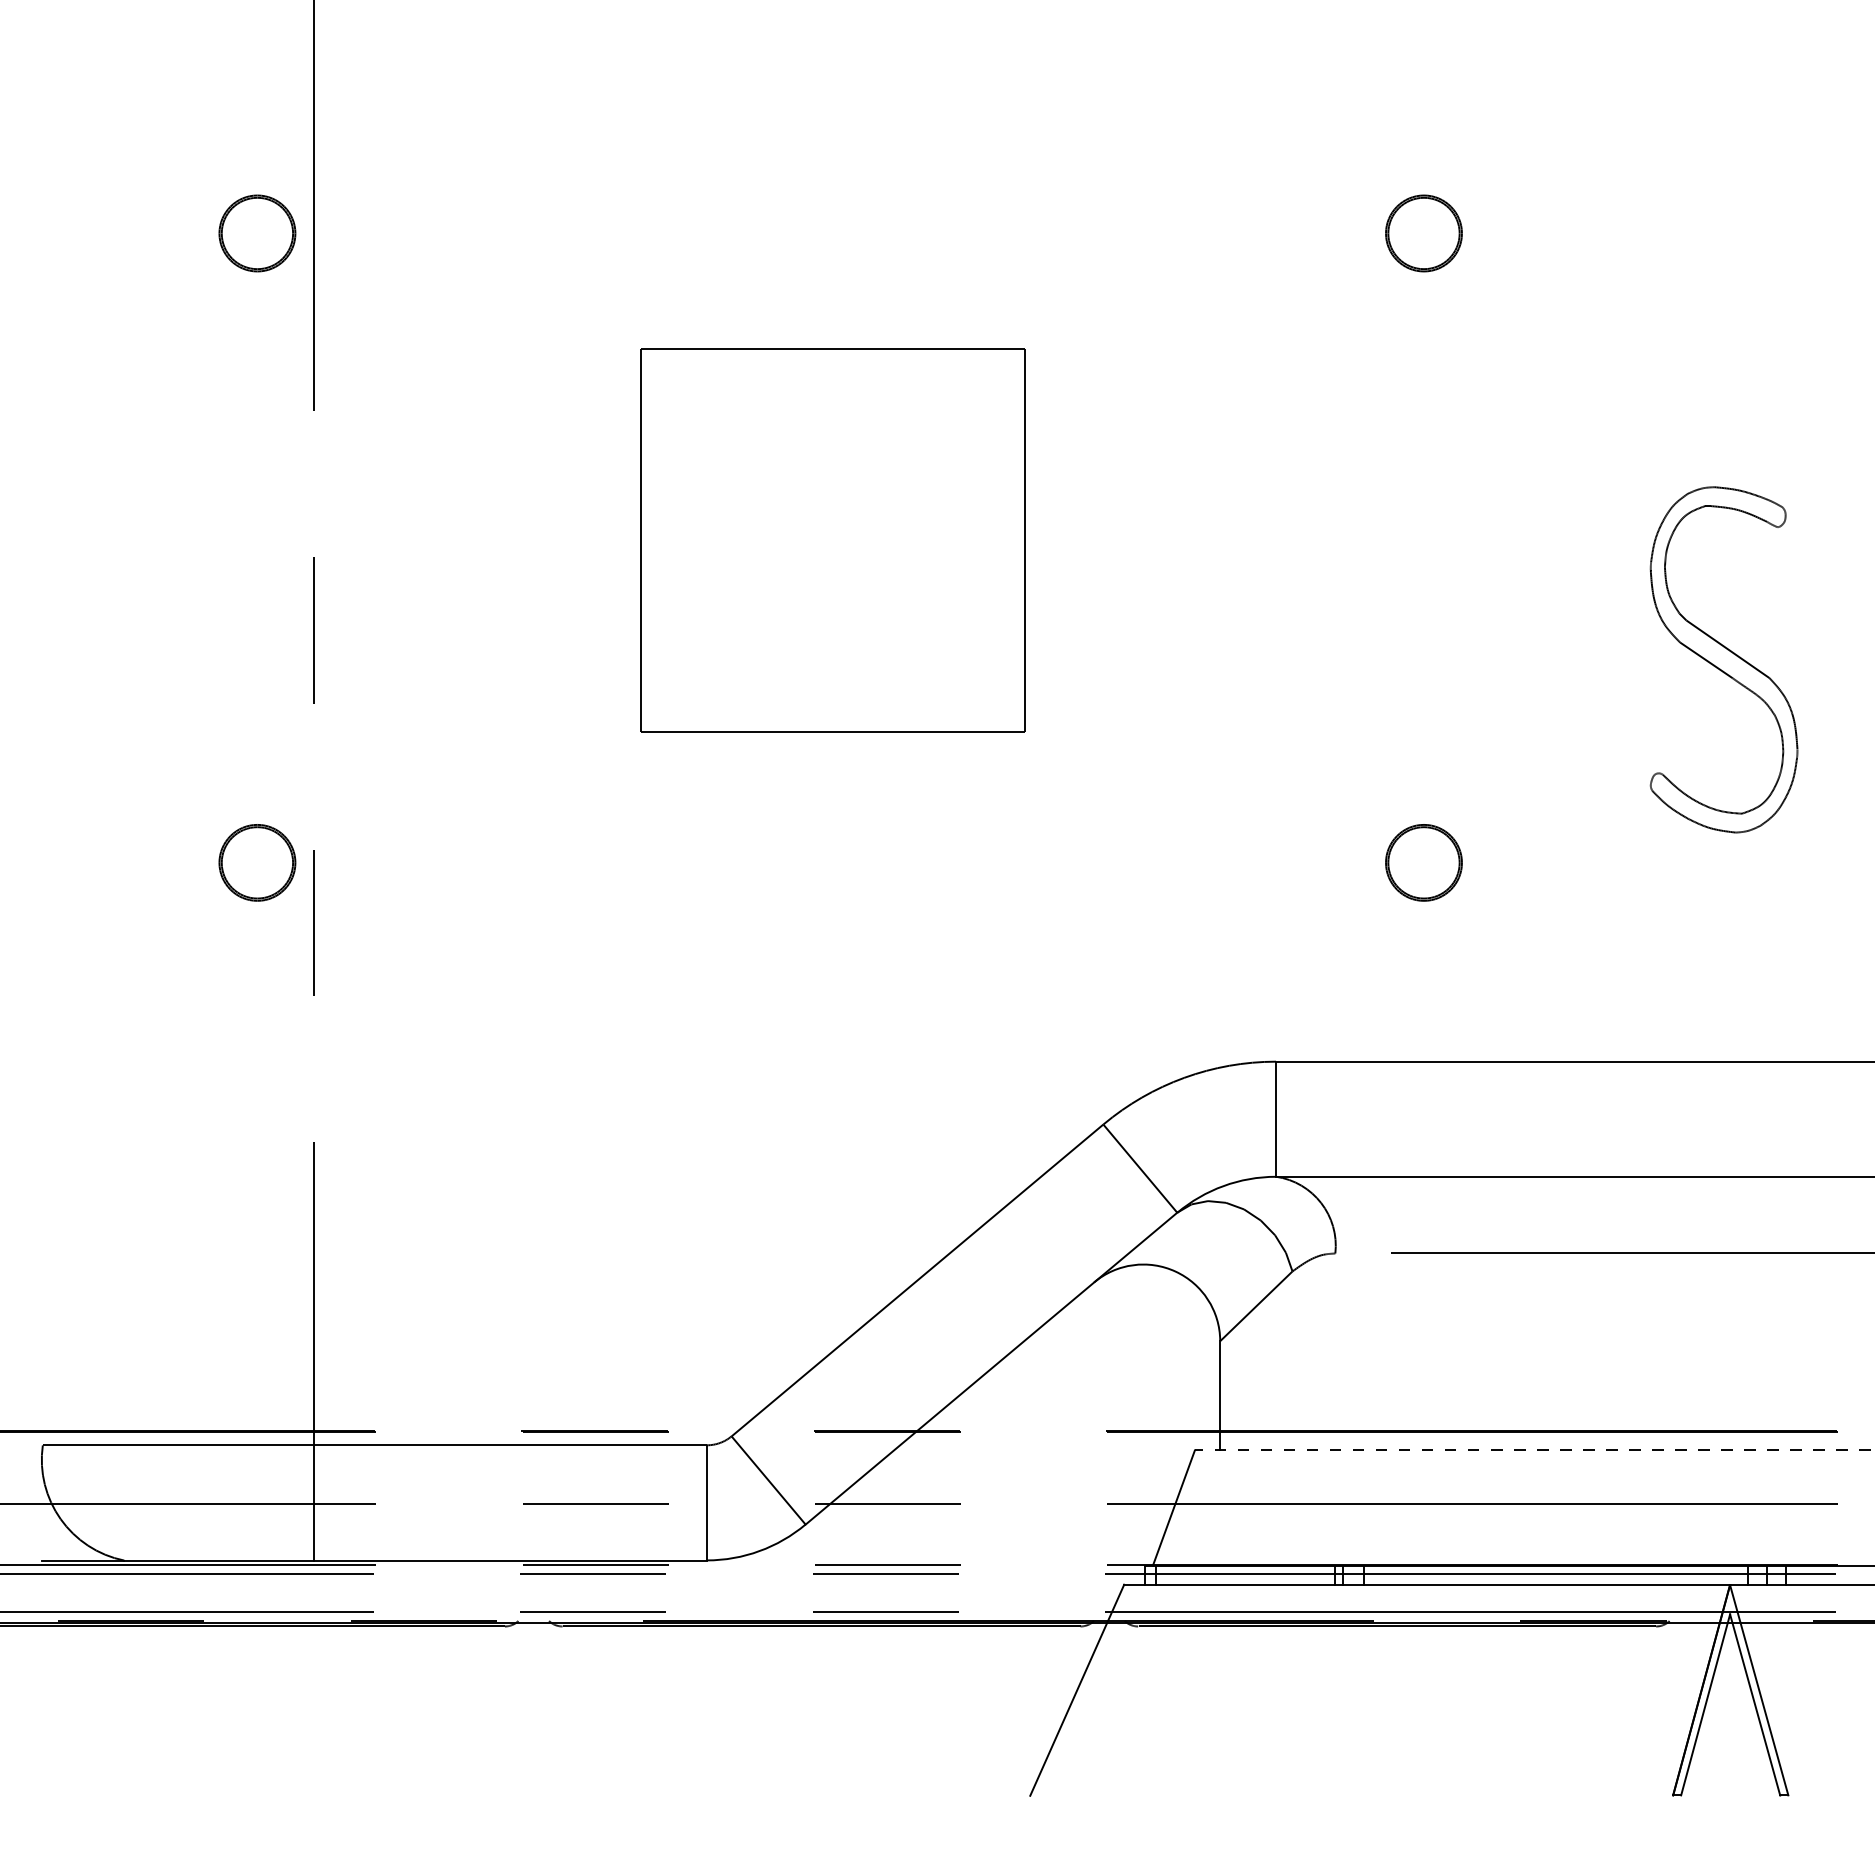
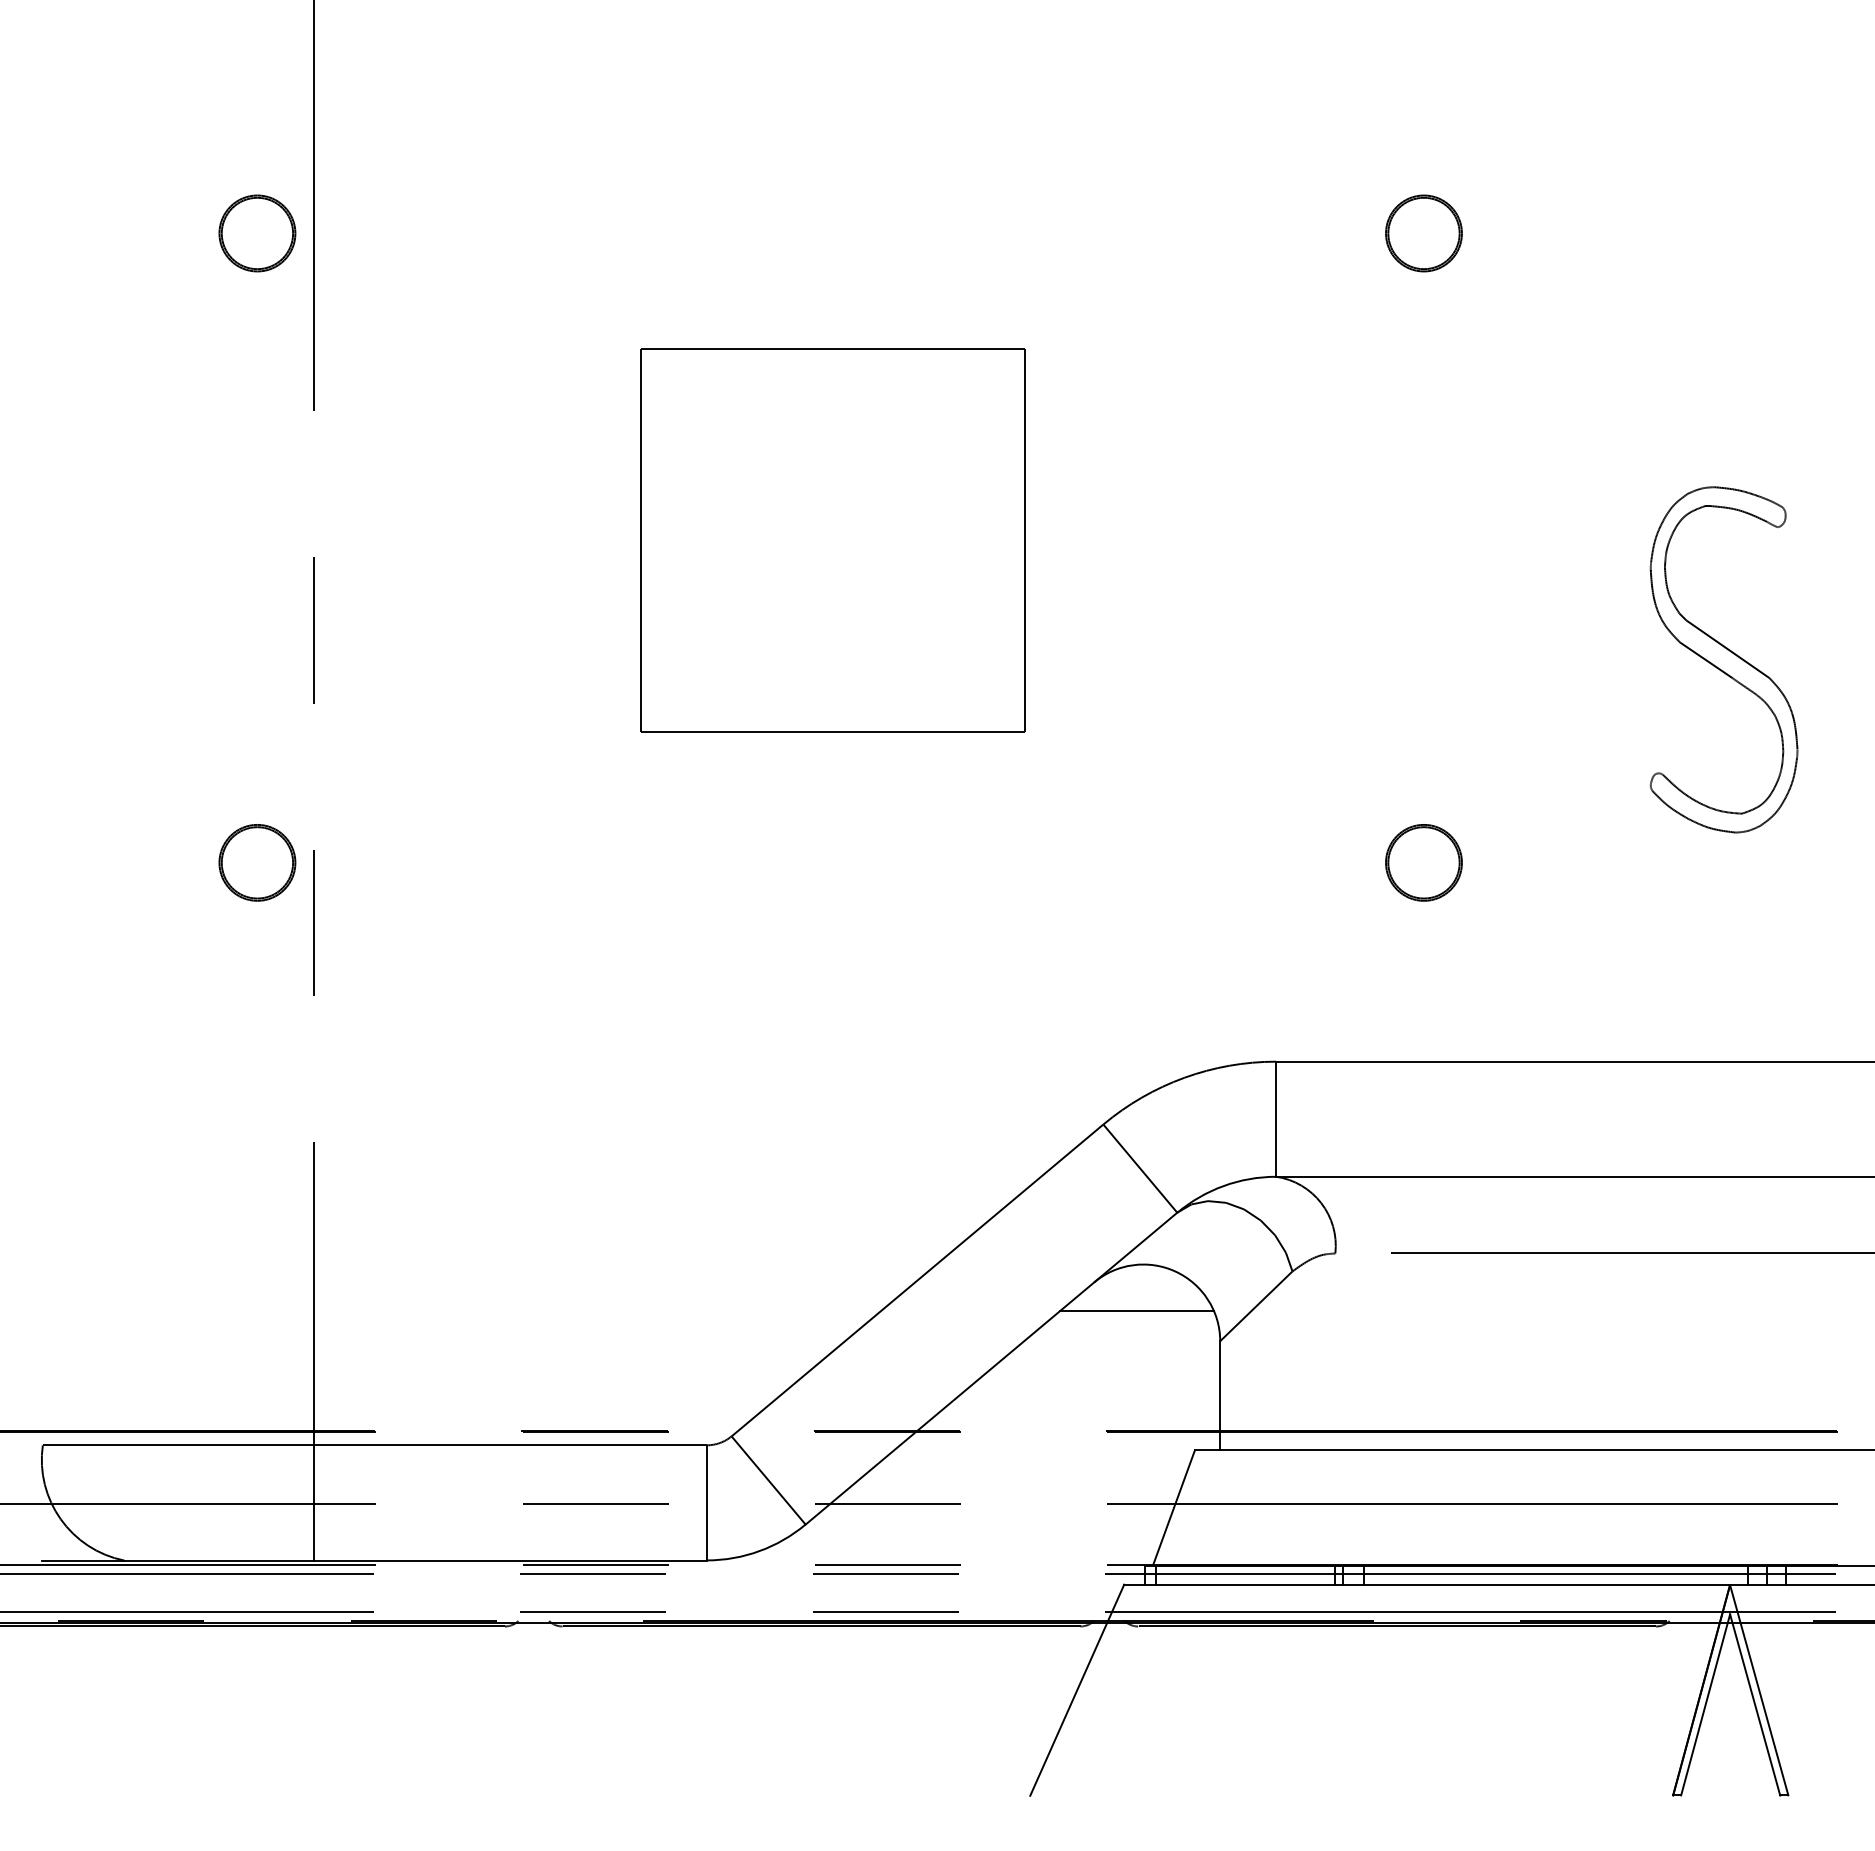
line: none -> present (1136, 1311)
line: dashed -> solid (1534, 1450)
